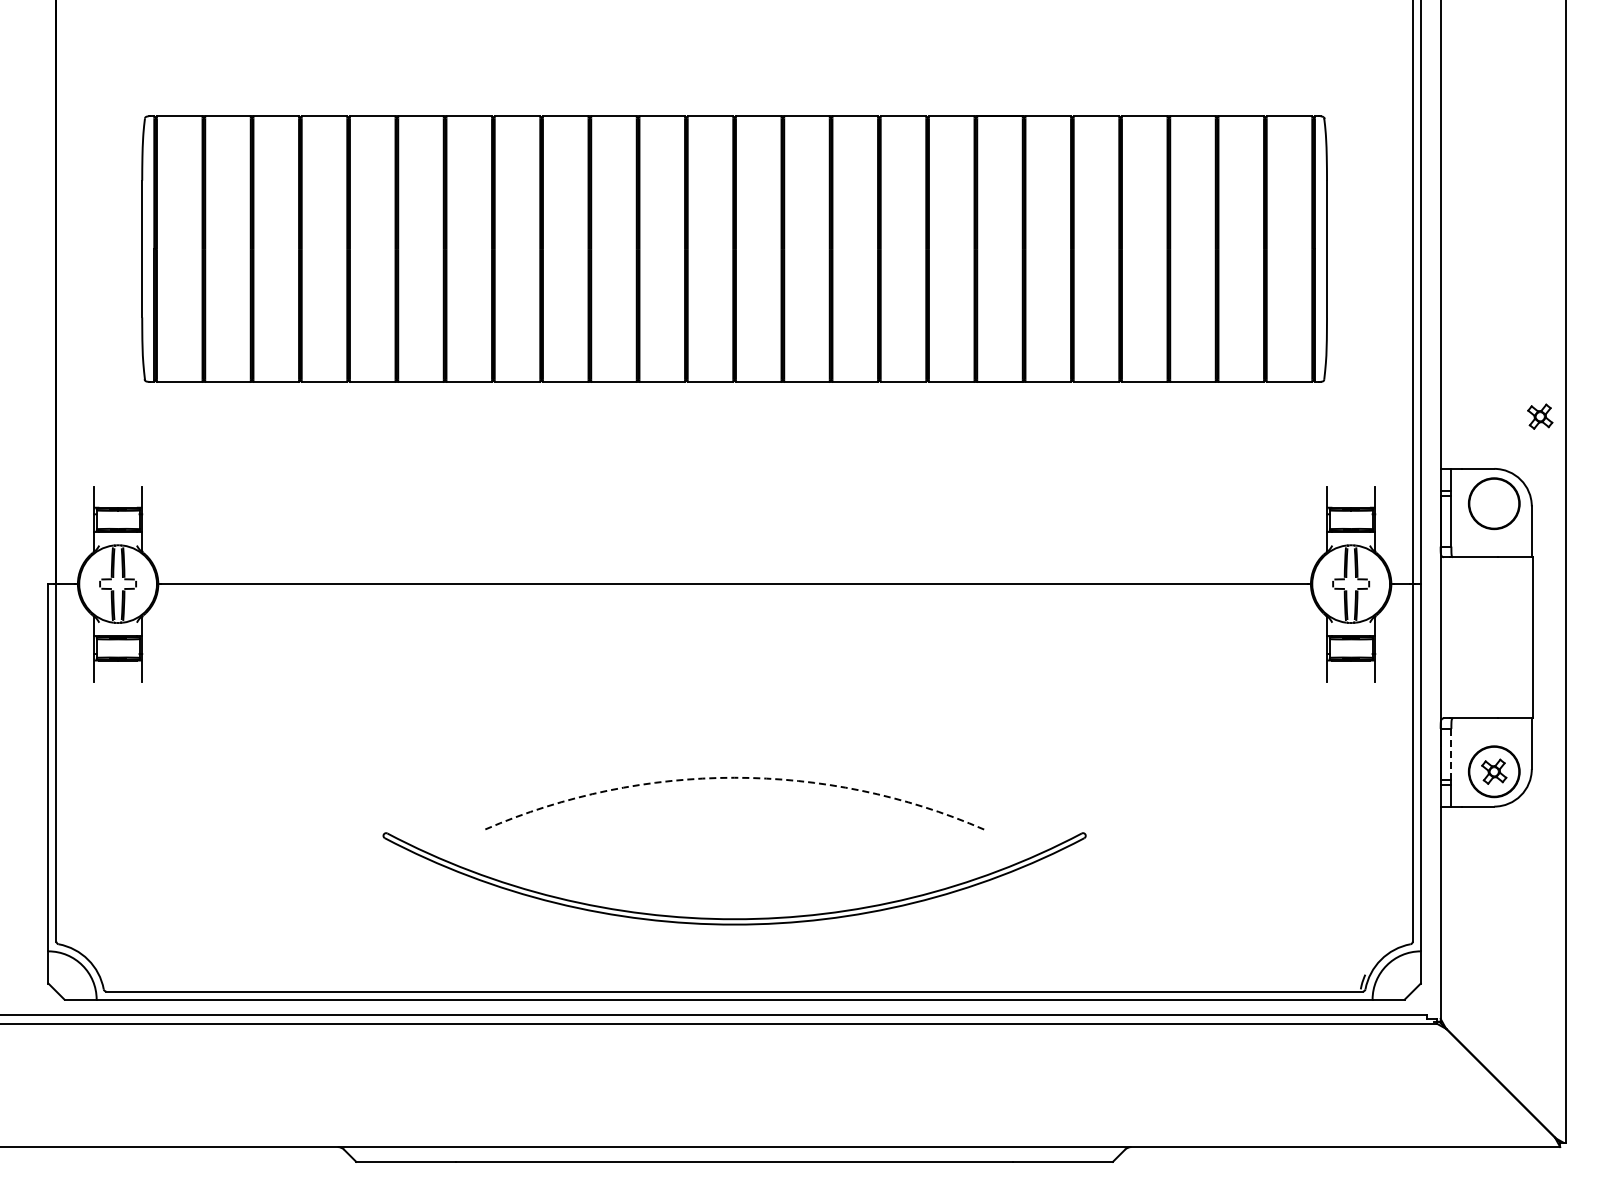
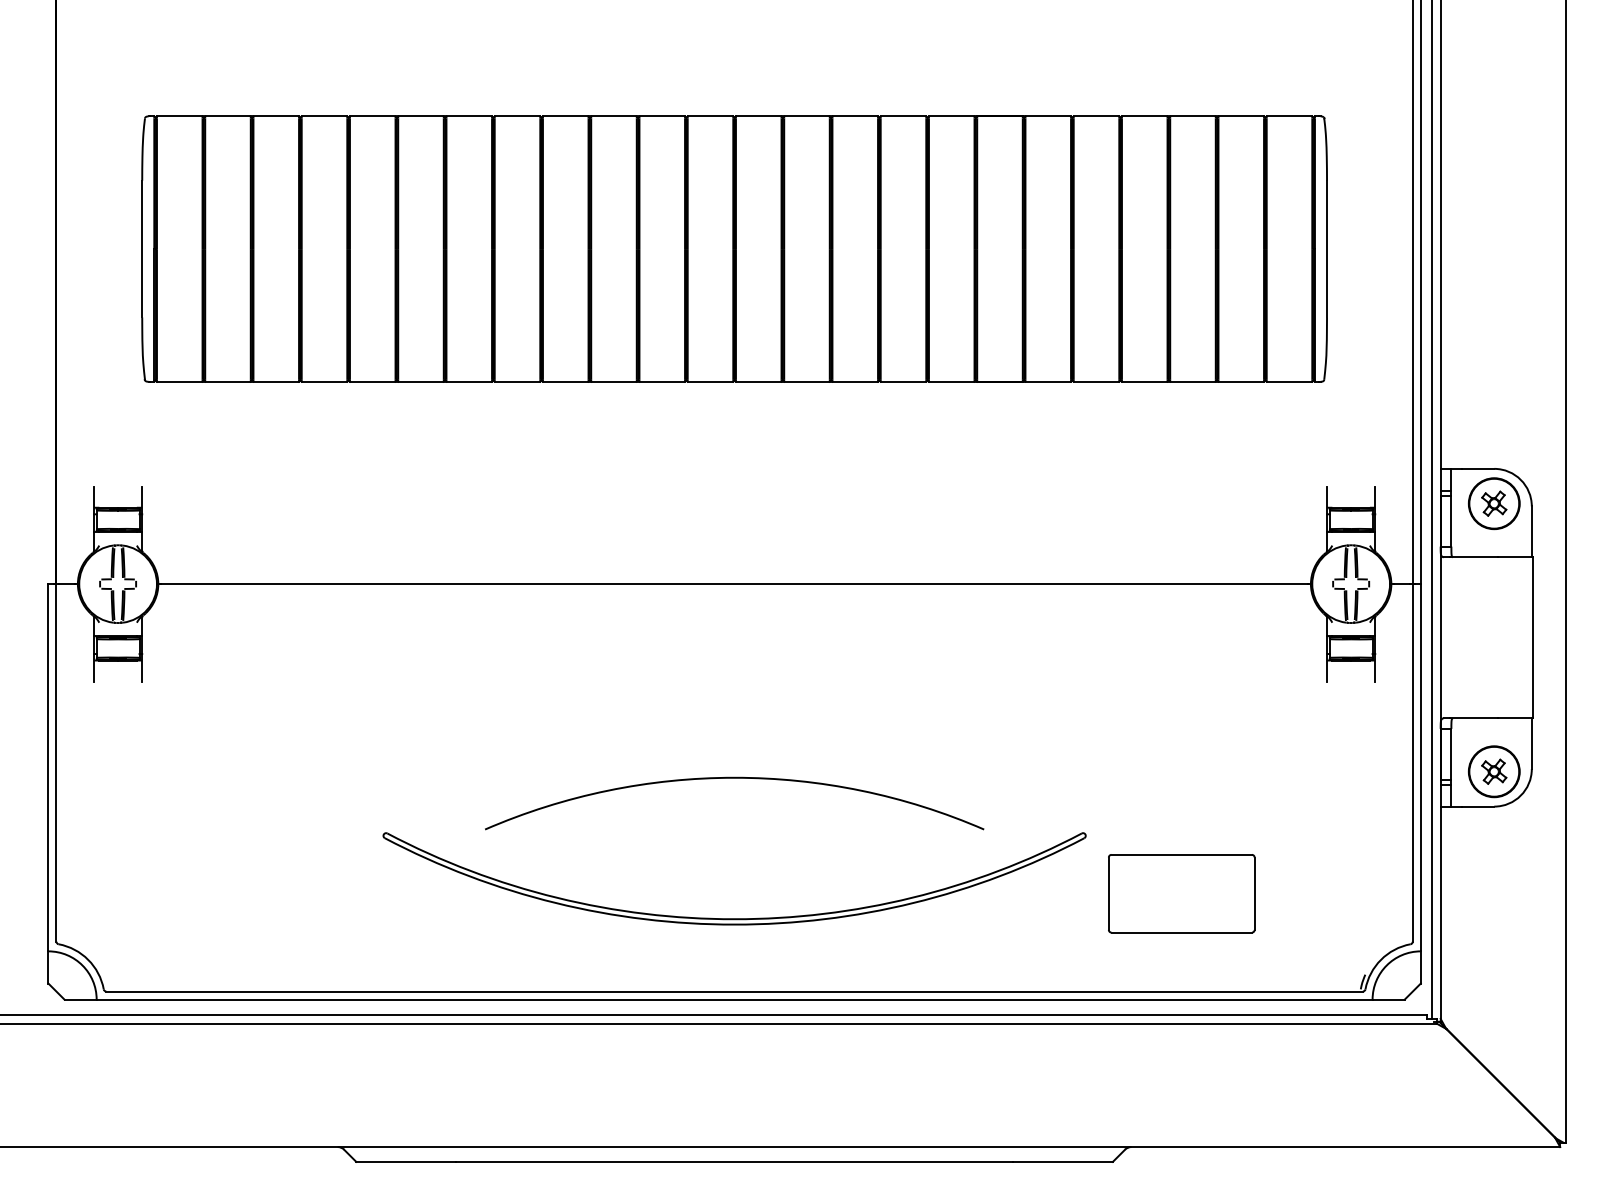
part position: (1540, 416) -> (1494, 503) (1494, 503)
line: none -> present (1431, 510)
line: dashed -> solid (1451, 754)
arc: dashed -> solid (734, 777)
part: none -> present (1181, 893)
